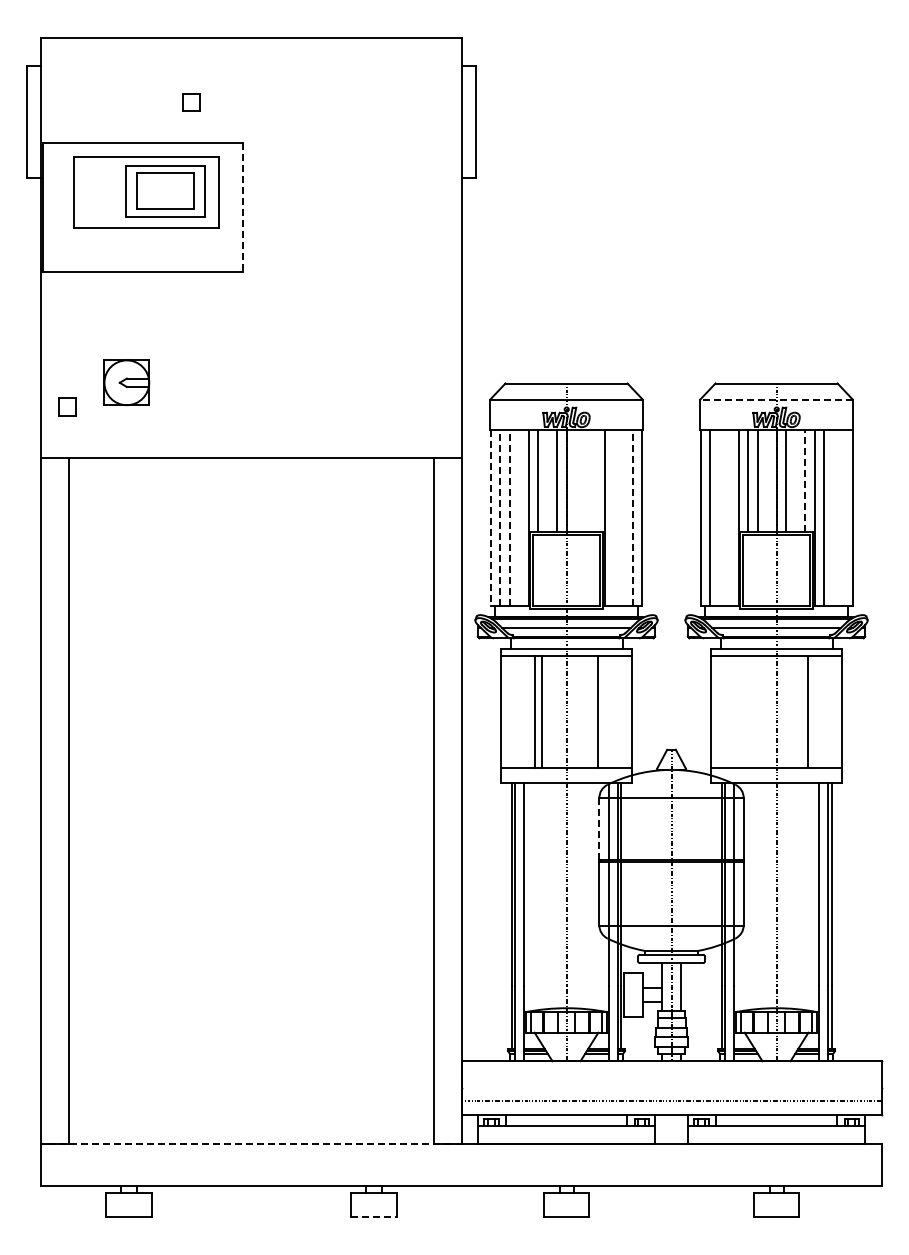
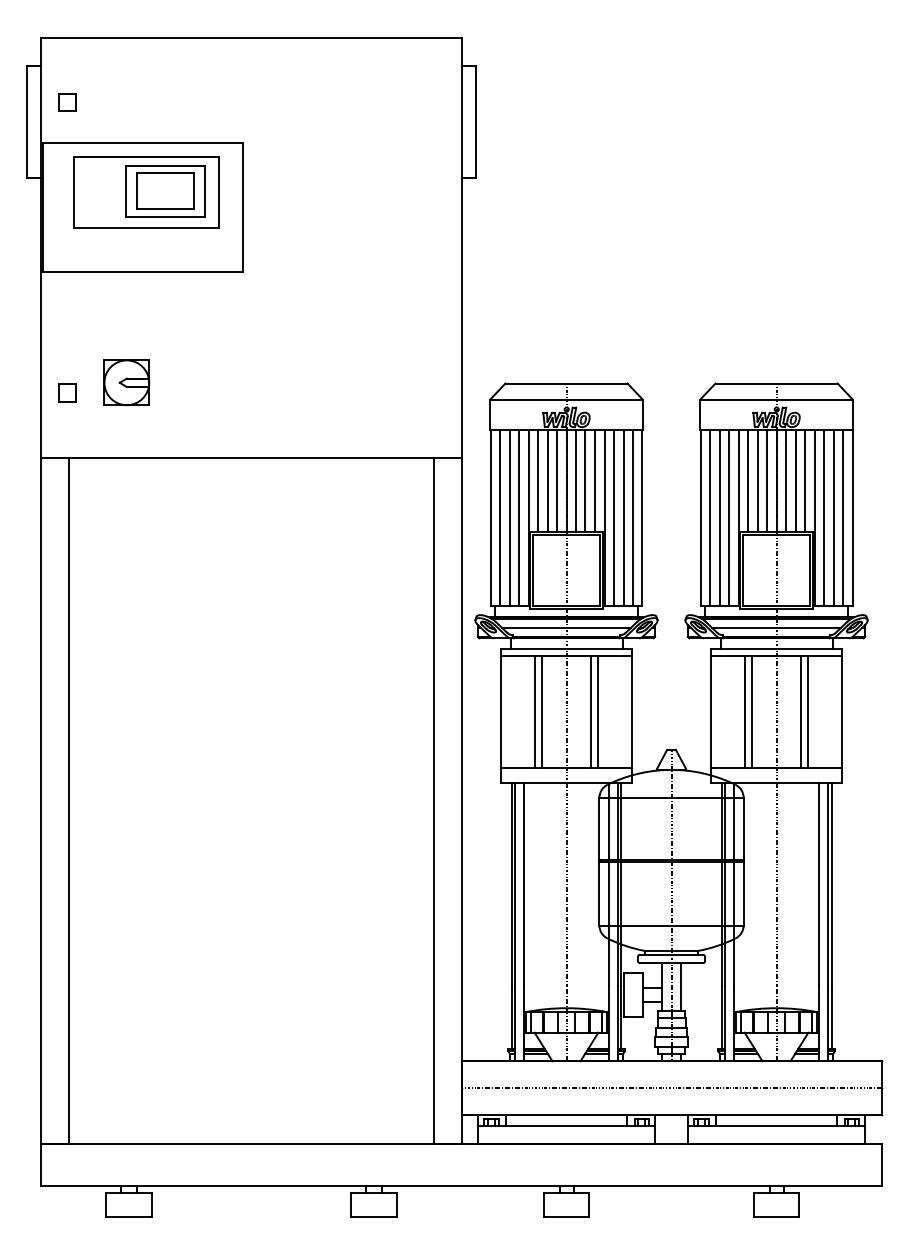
part position: (191, 102) -> (67, 102) (67, 102)
line: dashed -> solid (243, 207)
line: dashed -> solid (776, 399)
part position: (67, 406) -> (67, 392) (67, 392)
line: none -> present (547, 481)
line: none -> present (576, 481)
line: none -> present (585, 481)
line: none -> present (595, 481)
line: none -> present (767, 481)
line: none -> present (795, 481)
line: dashed -> solid (805, 481)
line: dashed -> solid (490, 517)
line: dashed -> solid (500, 517)
line: dashed -> solid (509, 517)
line: none -> present (519, 517)
line: none -> present (613, 517)
line: none -> present (623, 517)
line: dashed -> solid (633, 517)
line: none -> present (719, 517)
line: none -> present (729, 517)
line: none -> present (833, 517)
line: none -> present (843, 517)
line: none -> present (591, 712)
line: none -> present (745, 712)
line: none -> present (752, 712)
line: none -> present (801, 712)
line: dashed -> solid (599, 828)
line position: (671, 1100) -> (671, 1087) (671, 1087)
line: dashed -> solid (250, 1143)
line: dashed -> solid (373, 1217)
